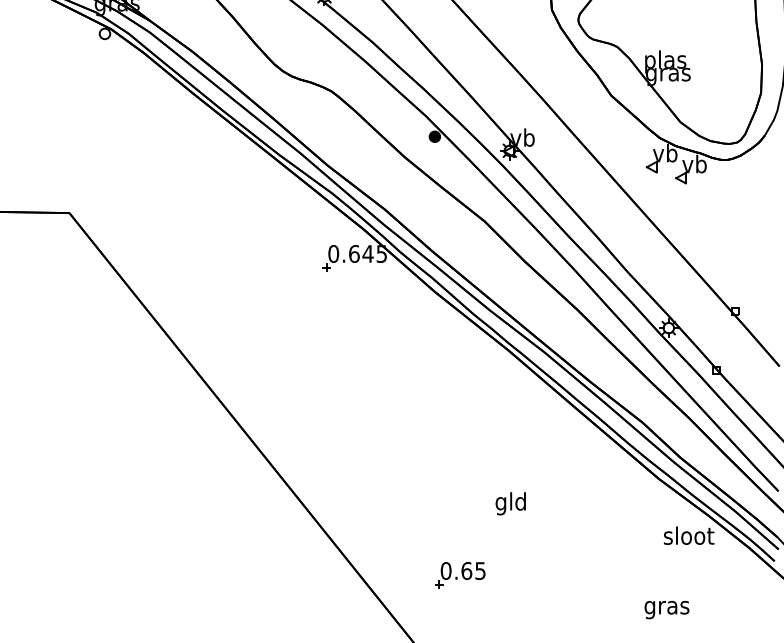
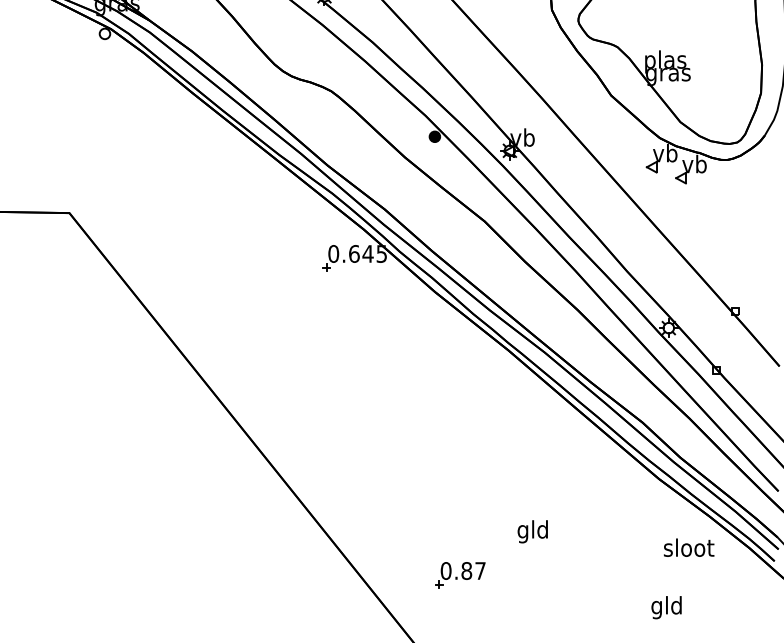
text position: (510, 503) -> (532, 531) (532, 531)
text position: (689, 535) -> (689, 547) (689, 547)
text: 0.65 -> 0.87 (473, 571)
text: gras -> gld (666, 607)
